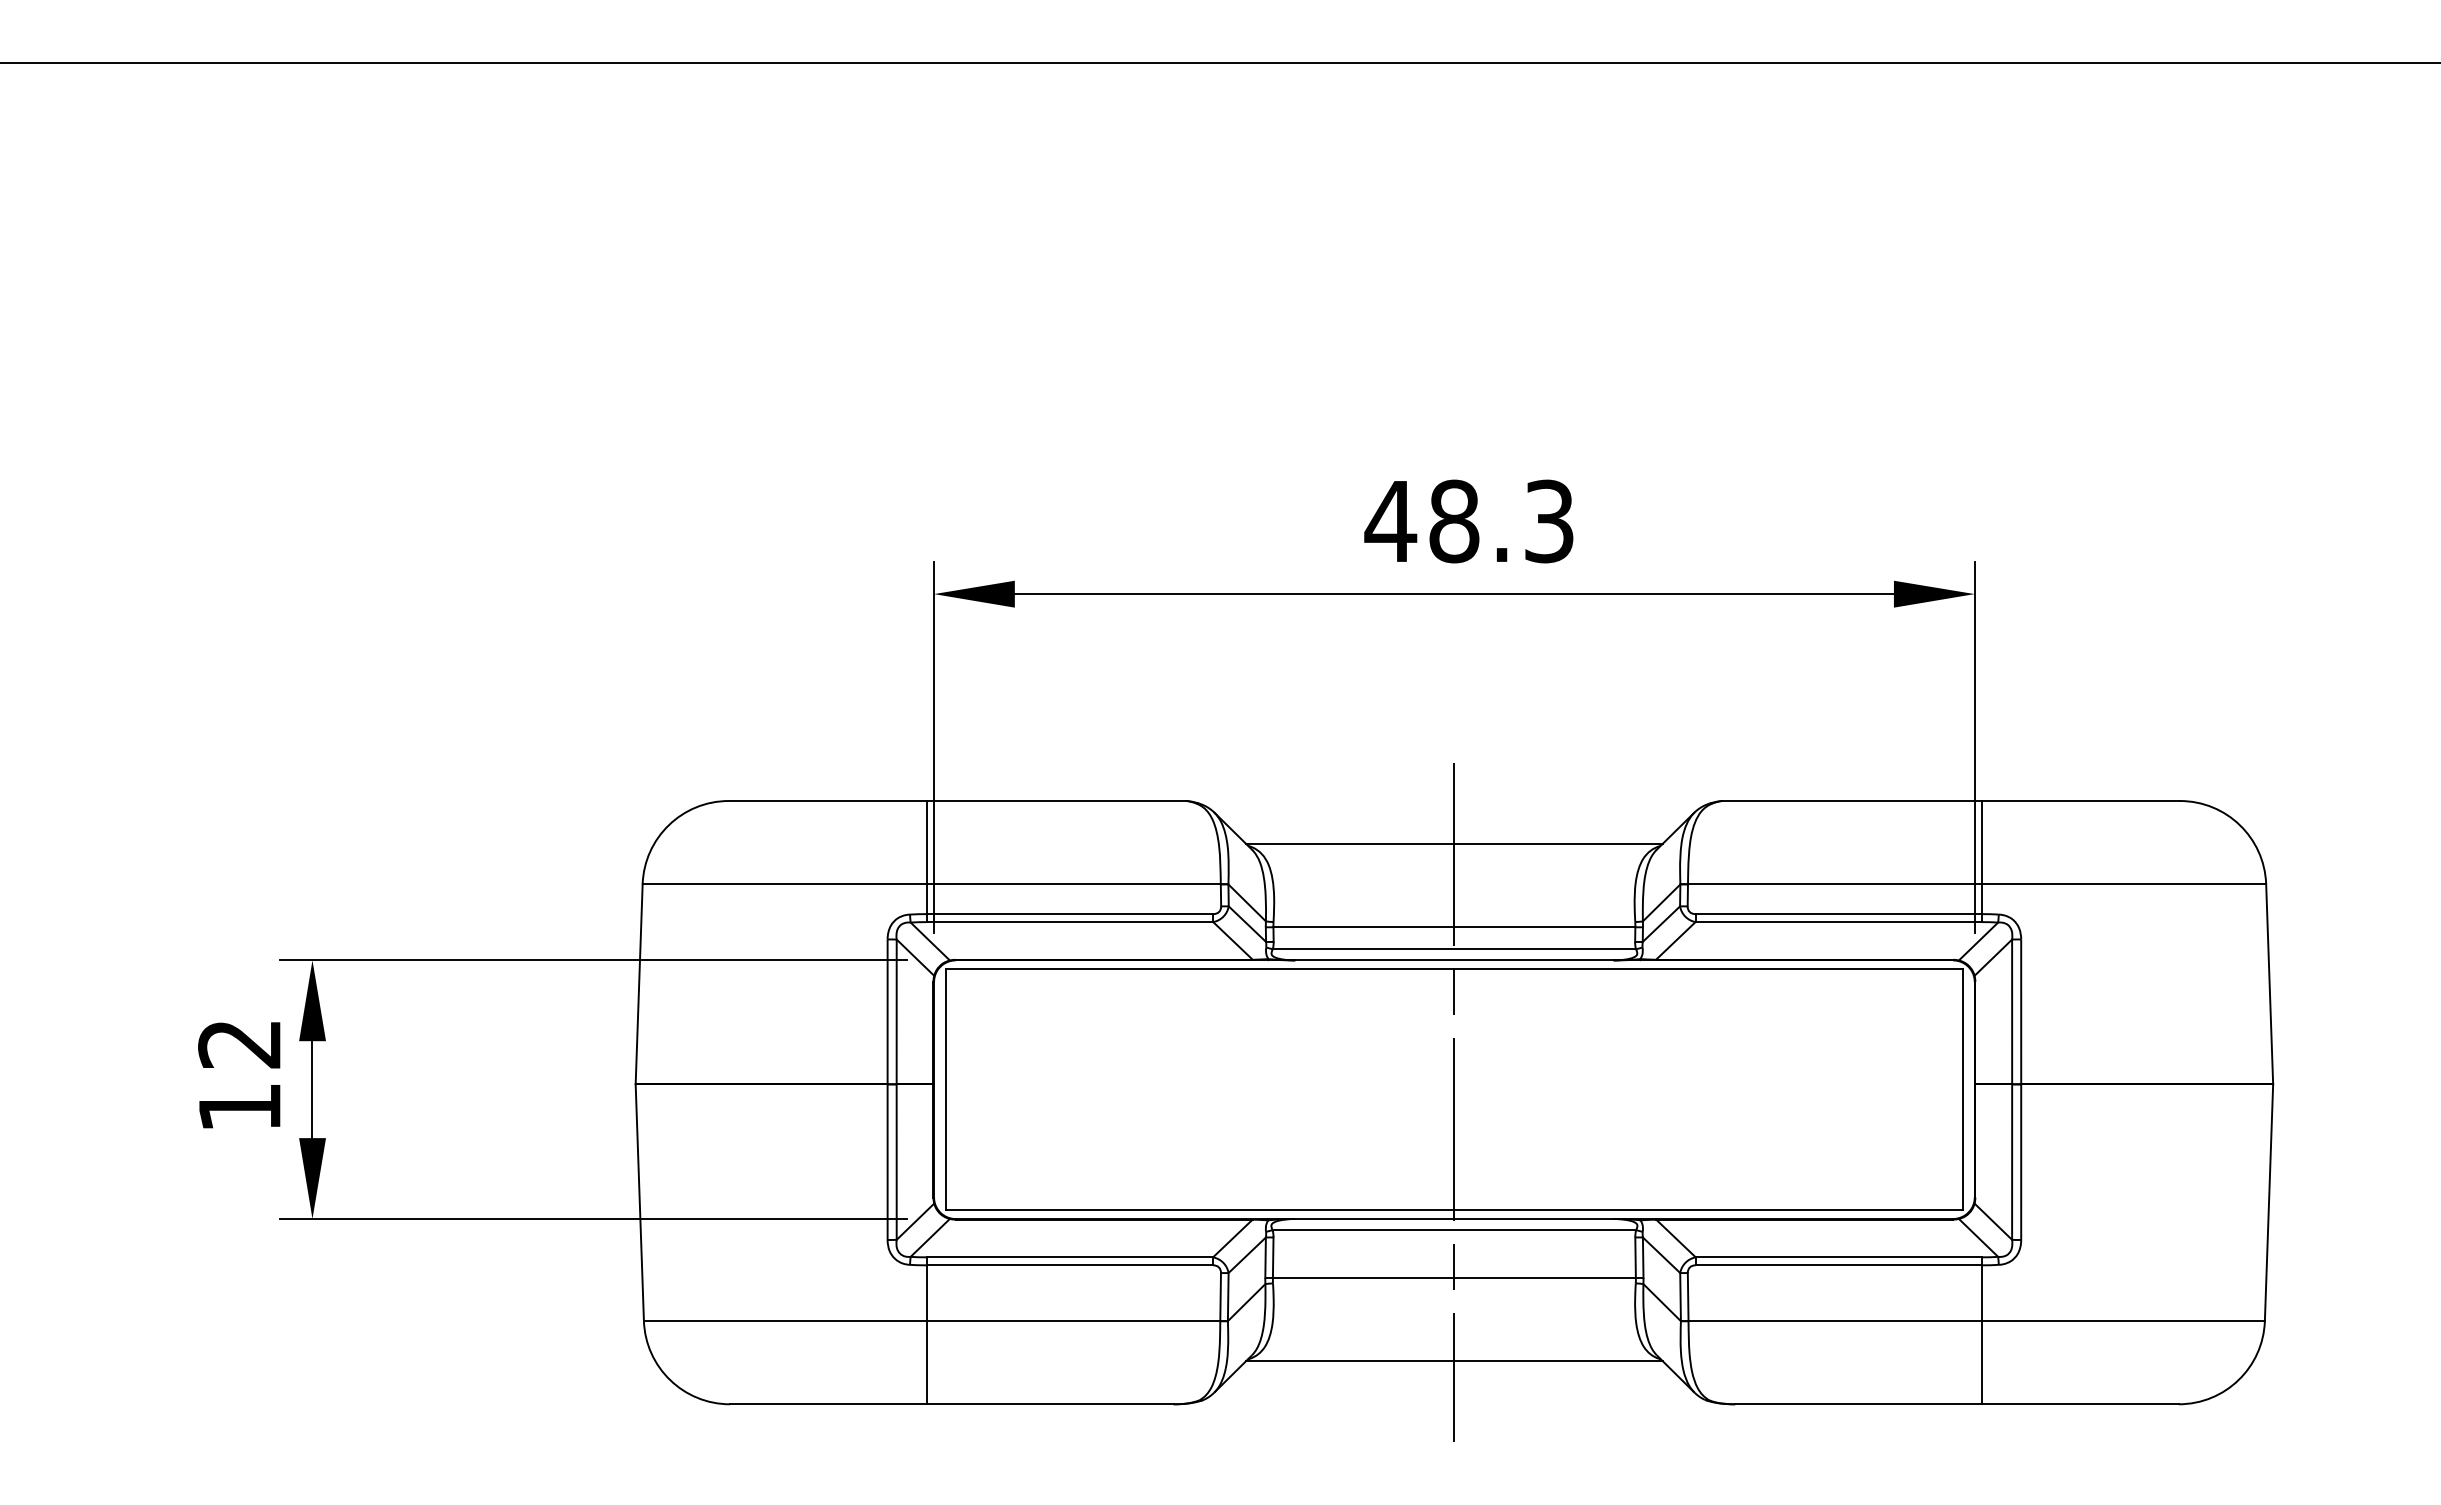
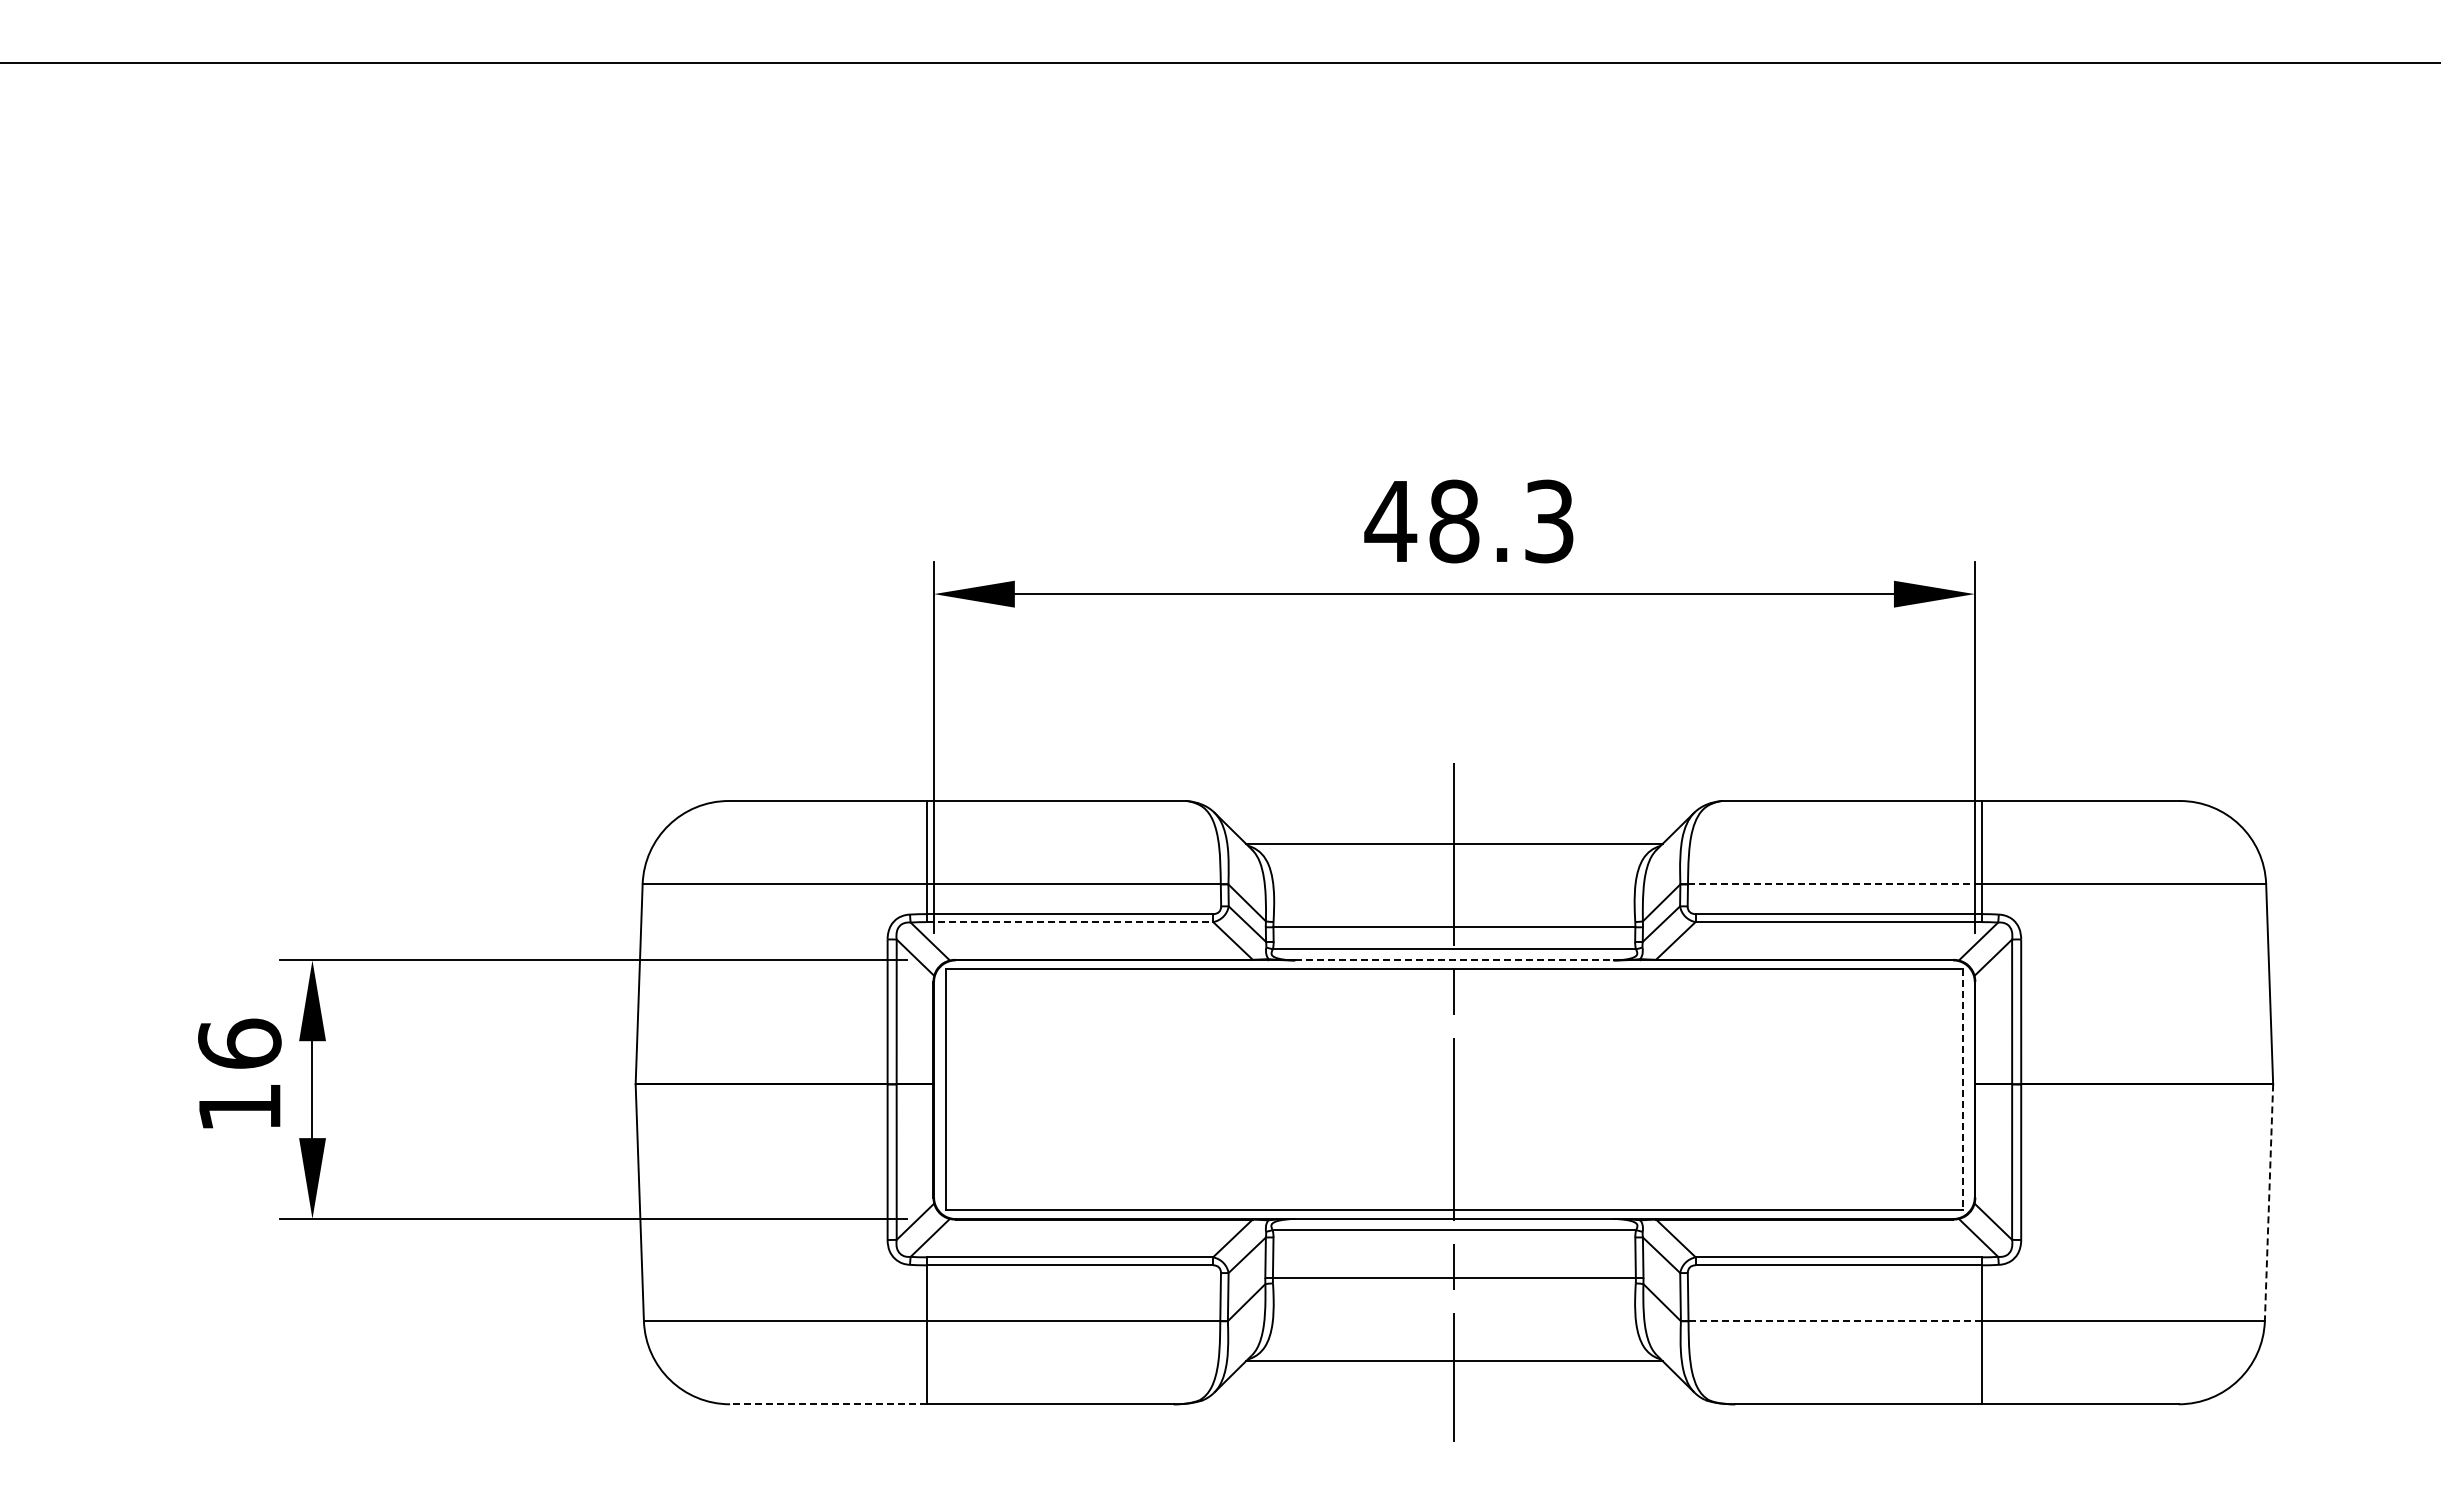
line: solid -> dashed (1835, 884)
line: solid -> dashed (1070, 922)
line: solid -> dashed (1454, 960)
text: 12 -> 16 (239, 1043)
line: solid -> dashed (1962, 1089)
line: solid -> dashed (2269, 1203)
line: solid -> dashed (1835, 1321)
line: solid -> dashed (827, 1404)
